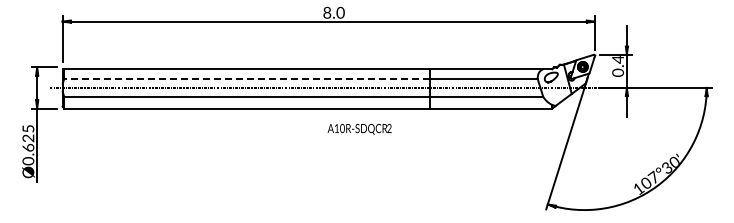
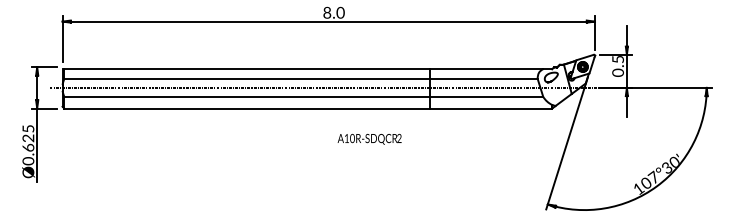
text: 0.4 -> 0.5 (617, 59)
line: dashed -> solid (247, 78)
text position: (359, 129) -> (369, 139) (369, 139)
